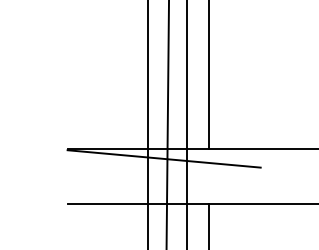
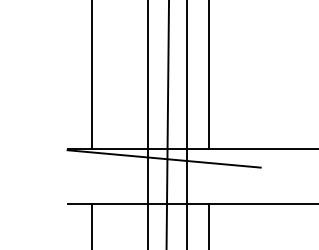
line: none -> present (91, 75)
line: none -> present (91, 225)
